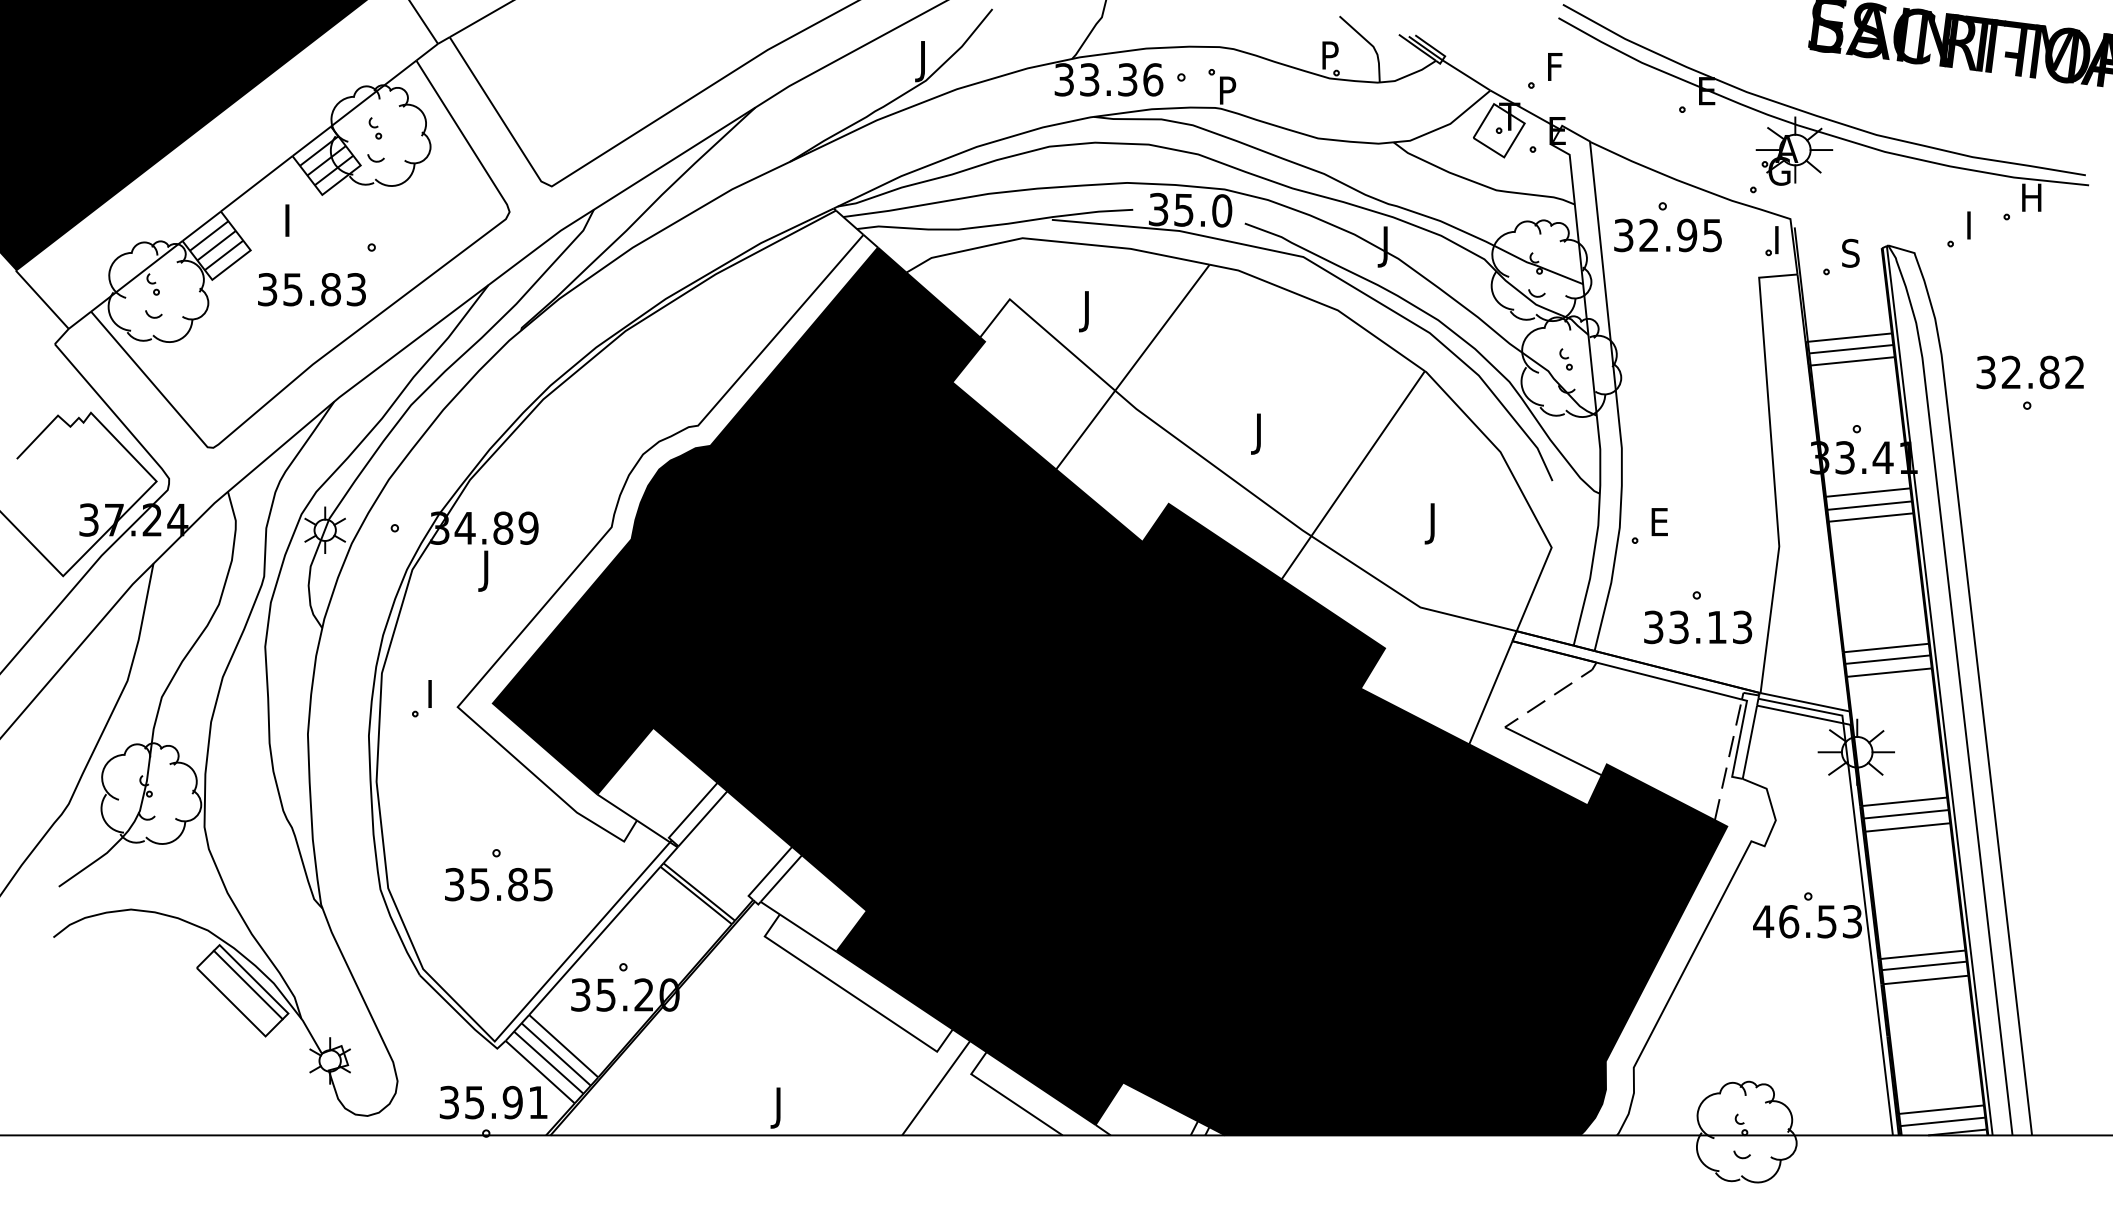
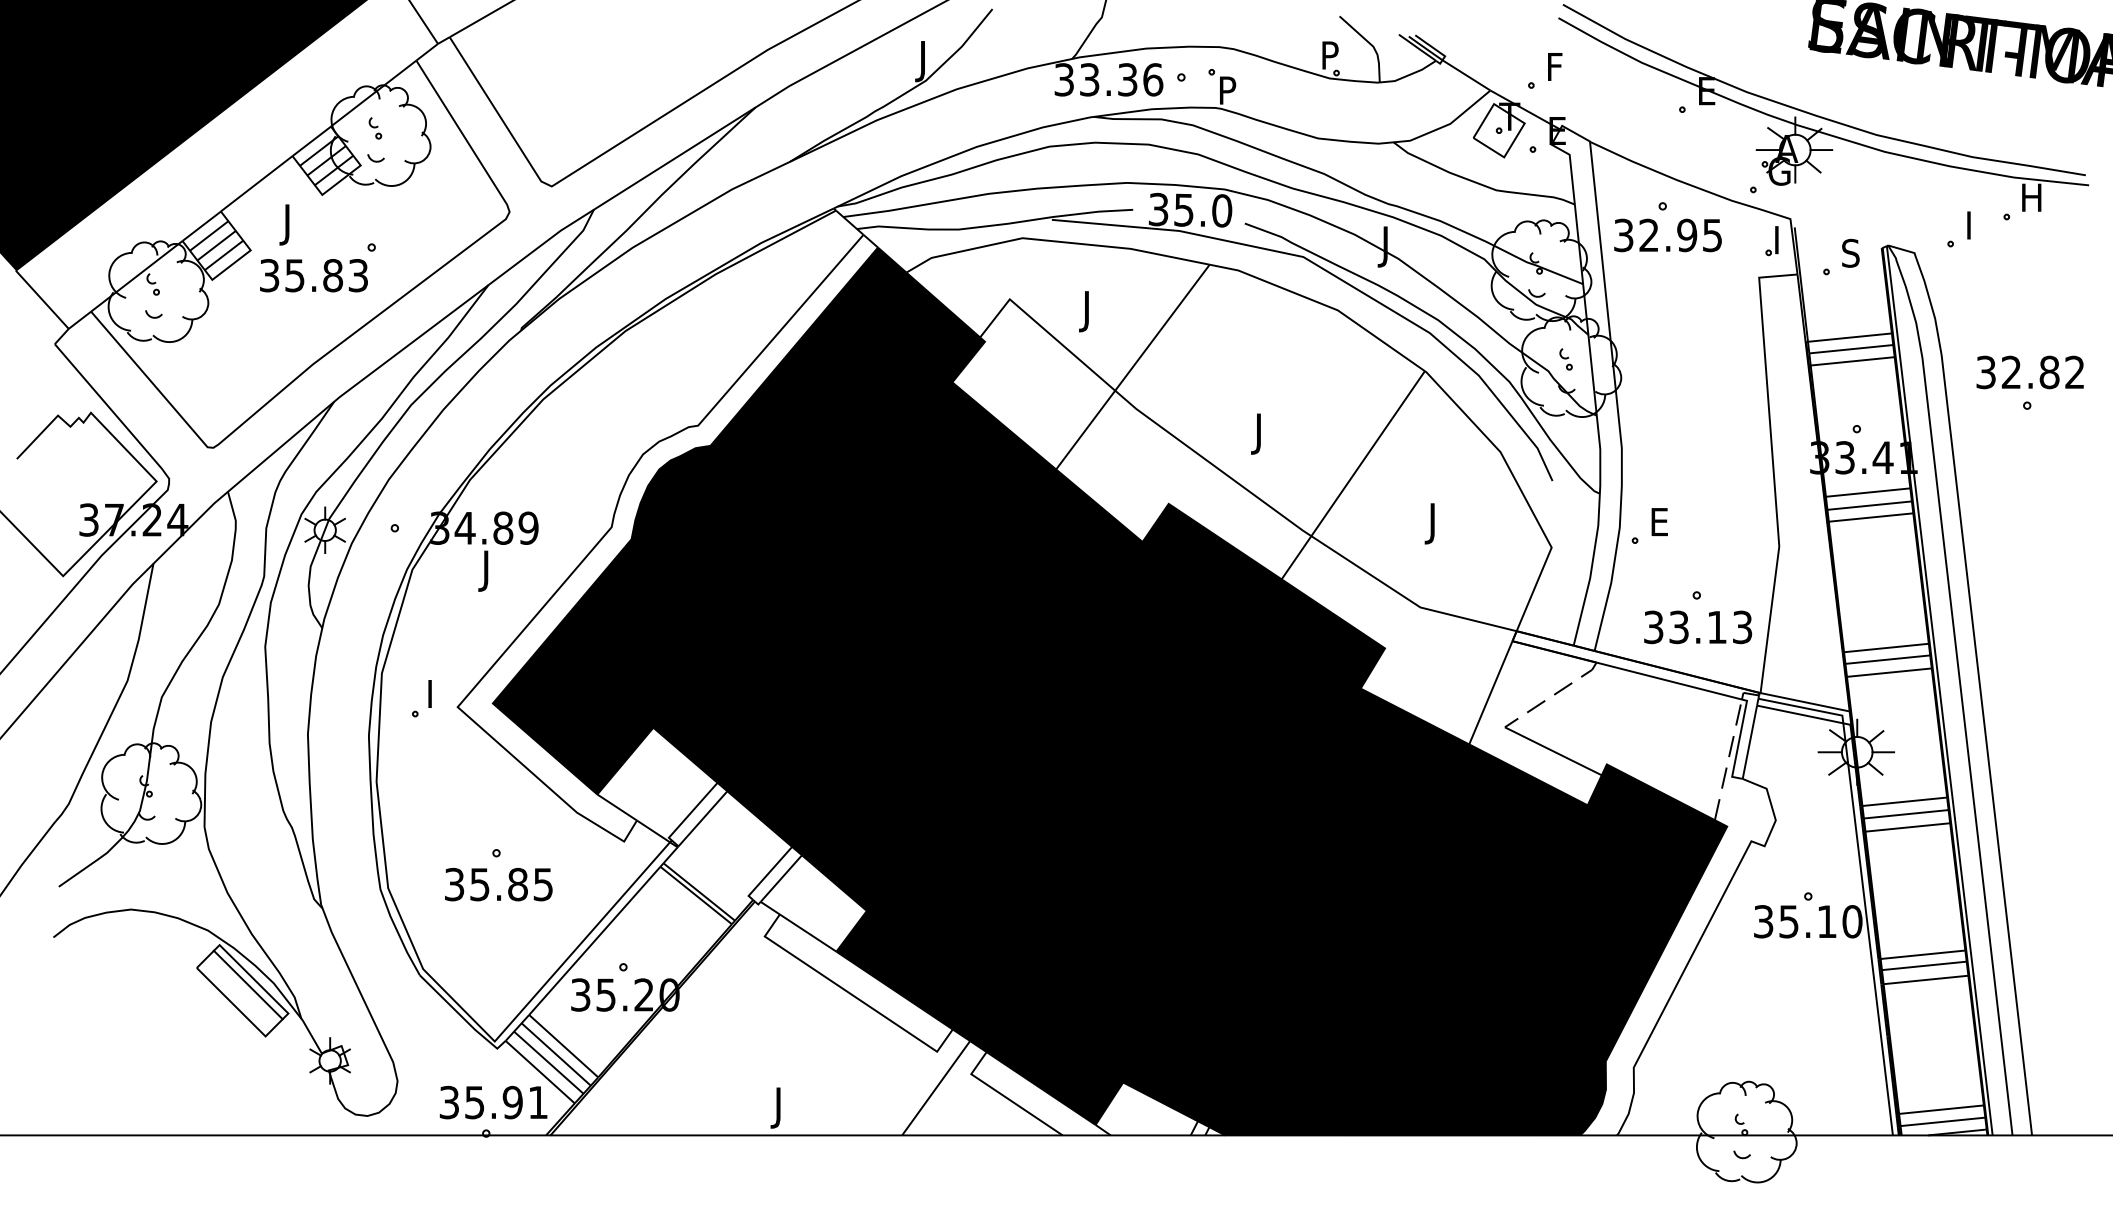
text: I -> J (284, 240)
text position: (311, 289) -> (313, 275) (313, 275)
text: 46.53 -> 35.10 (1807, 921)
